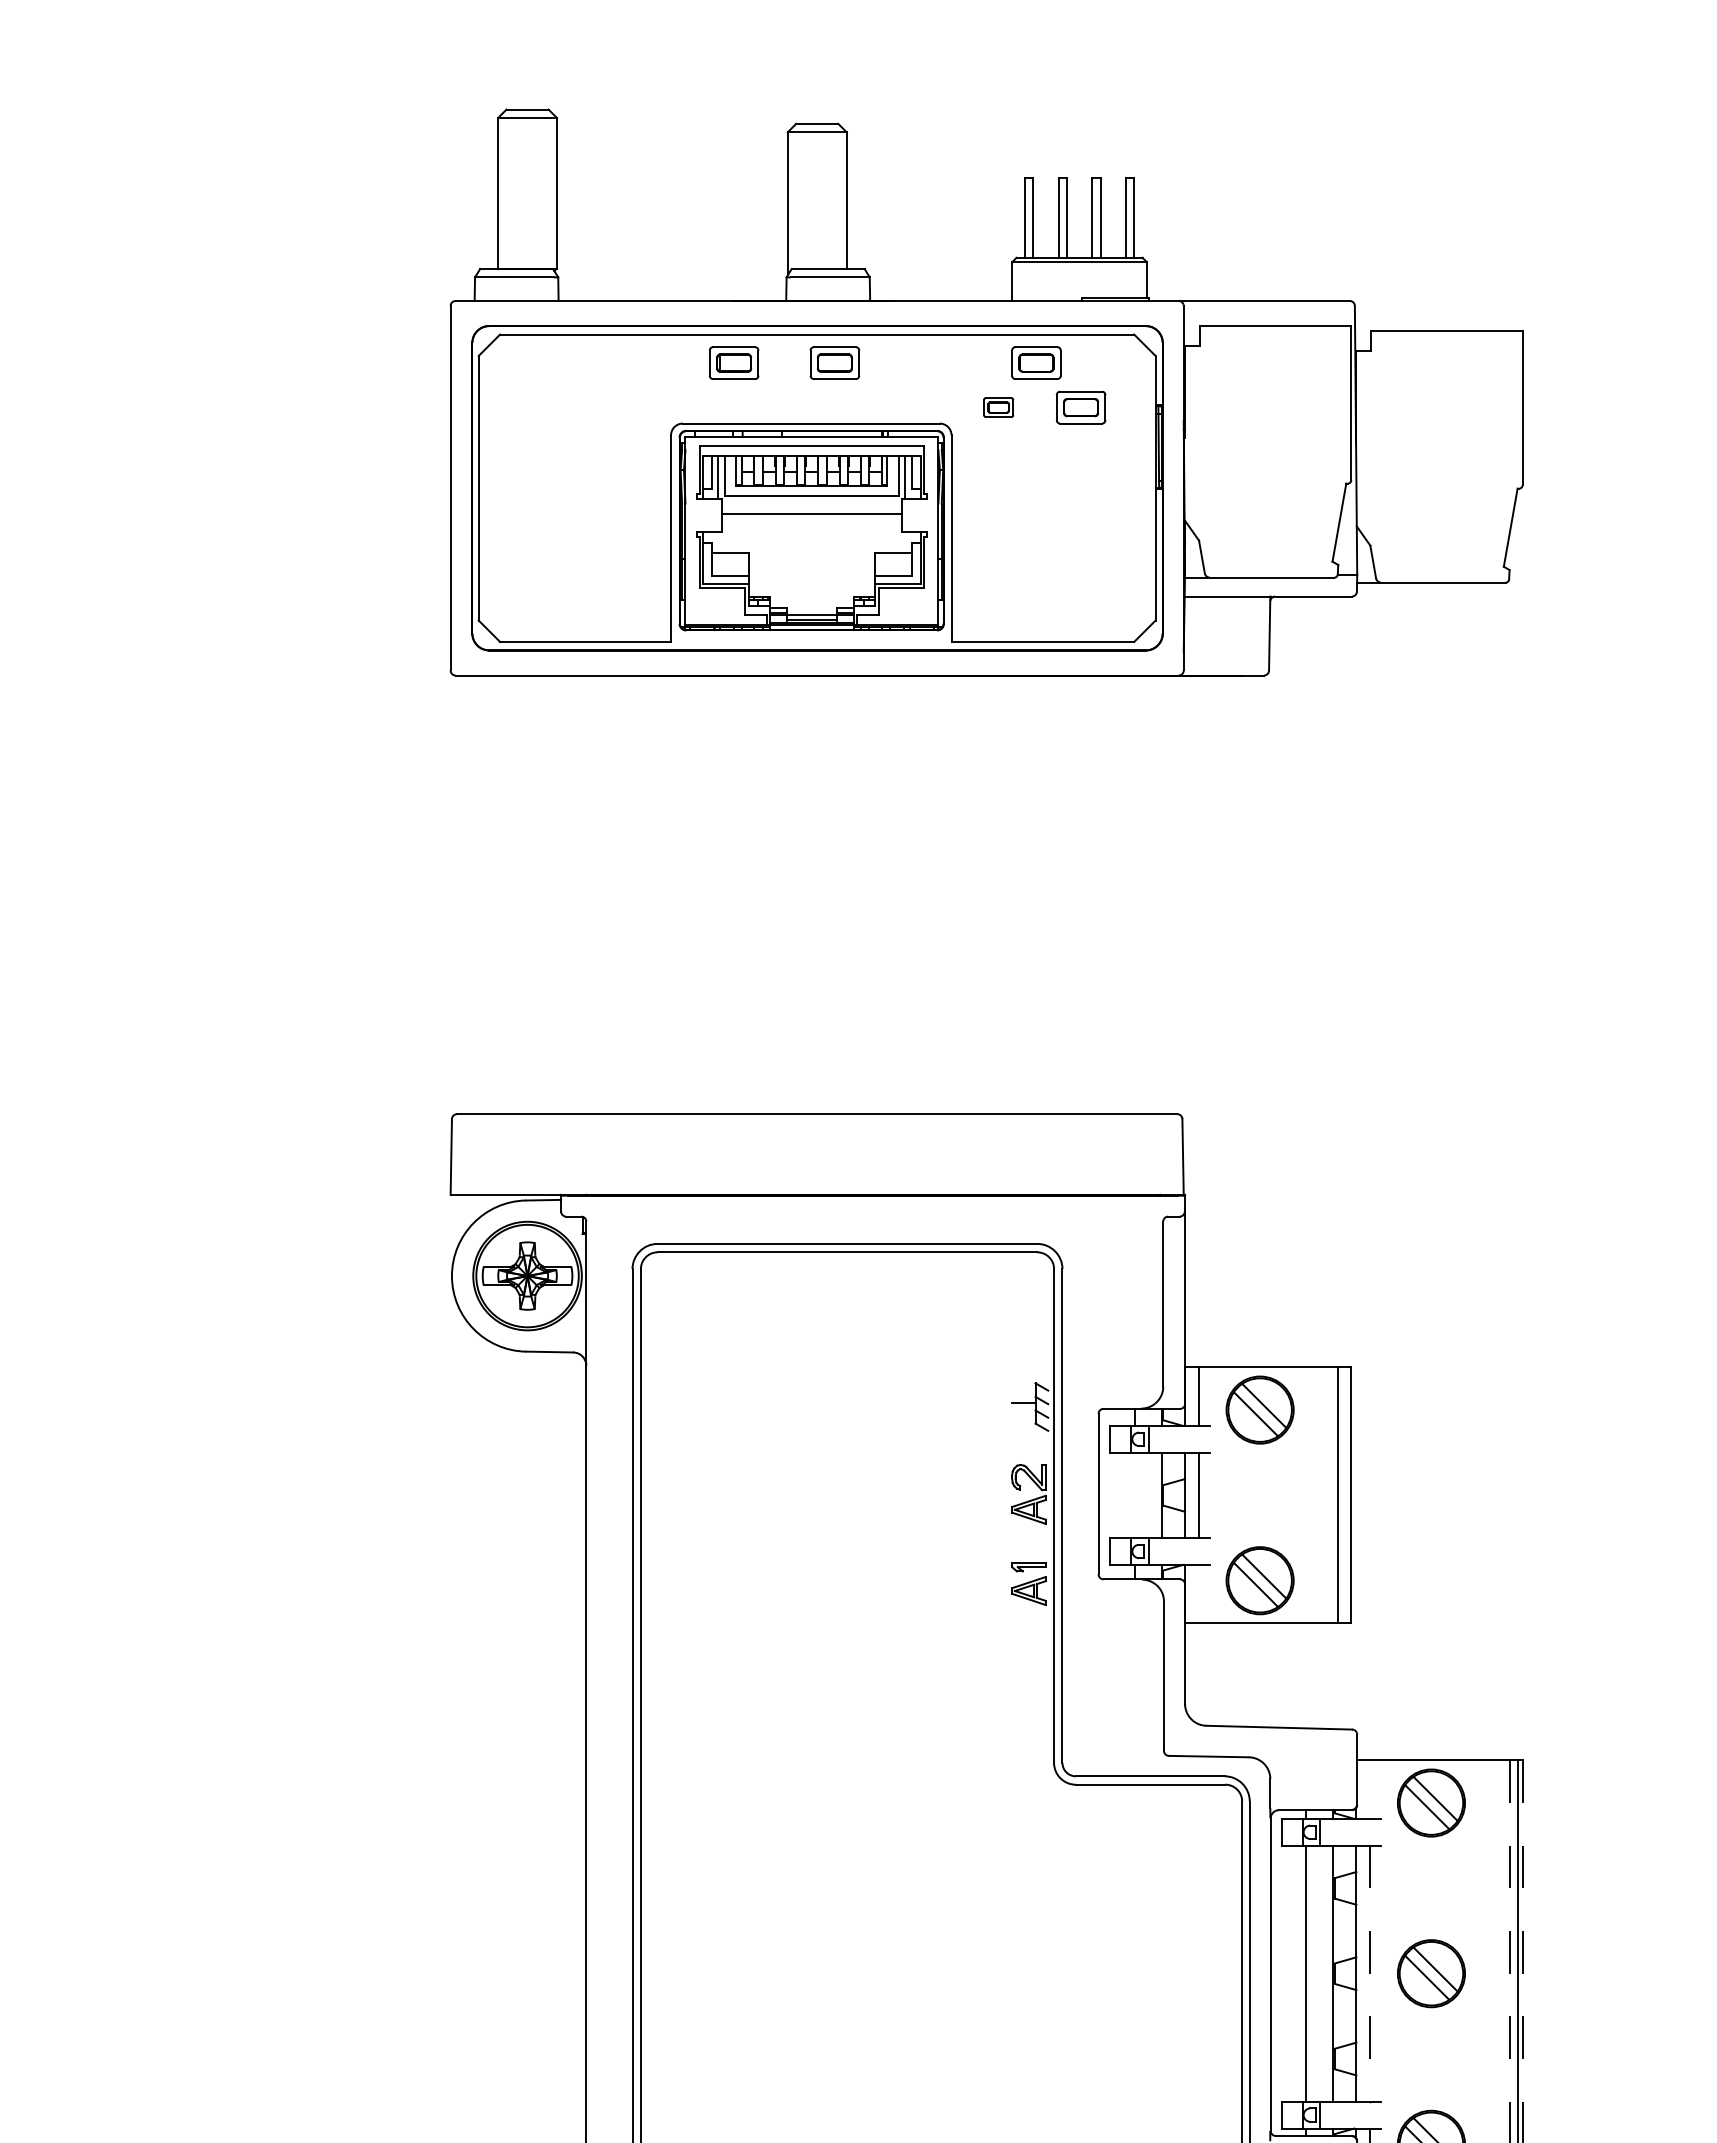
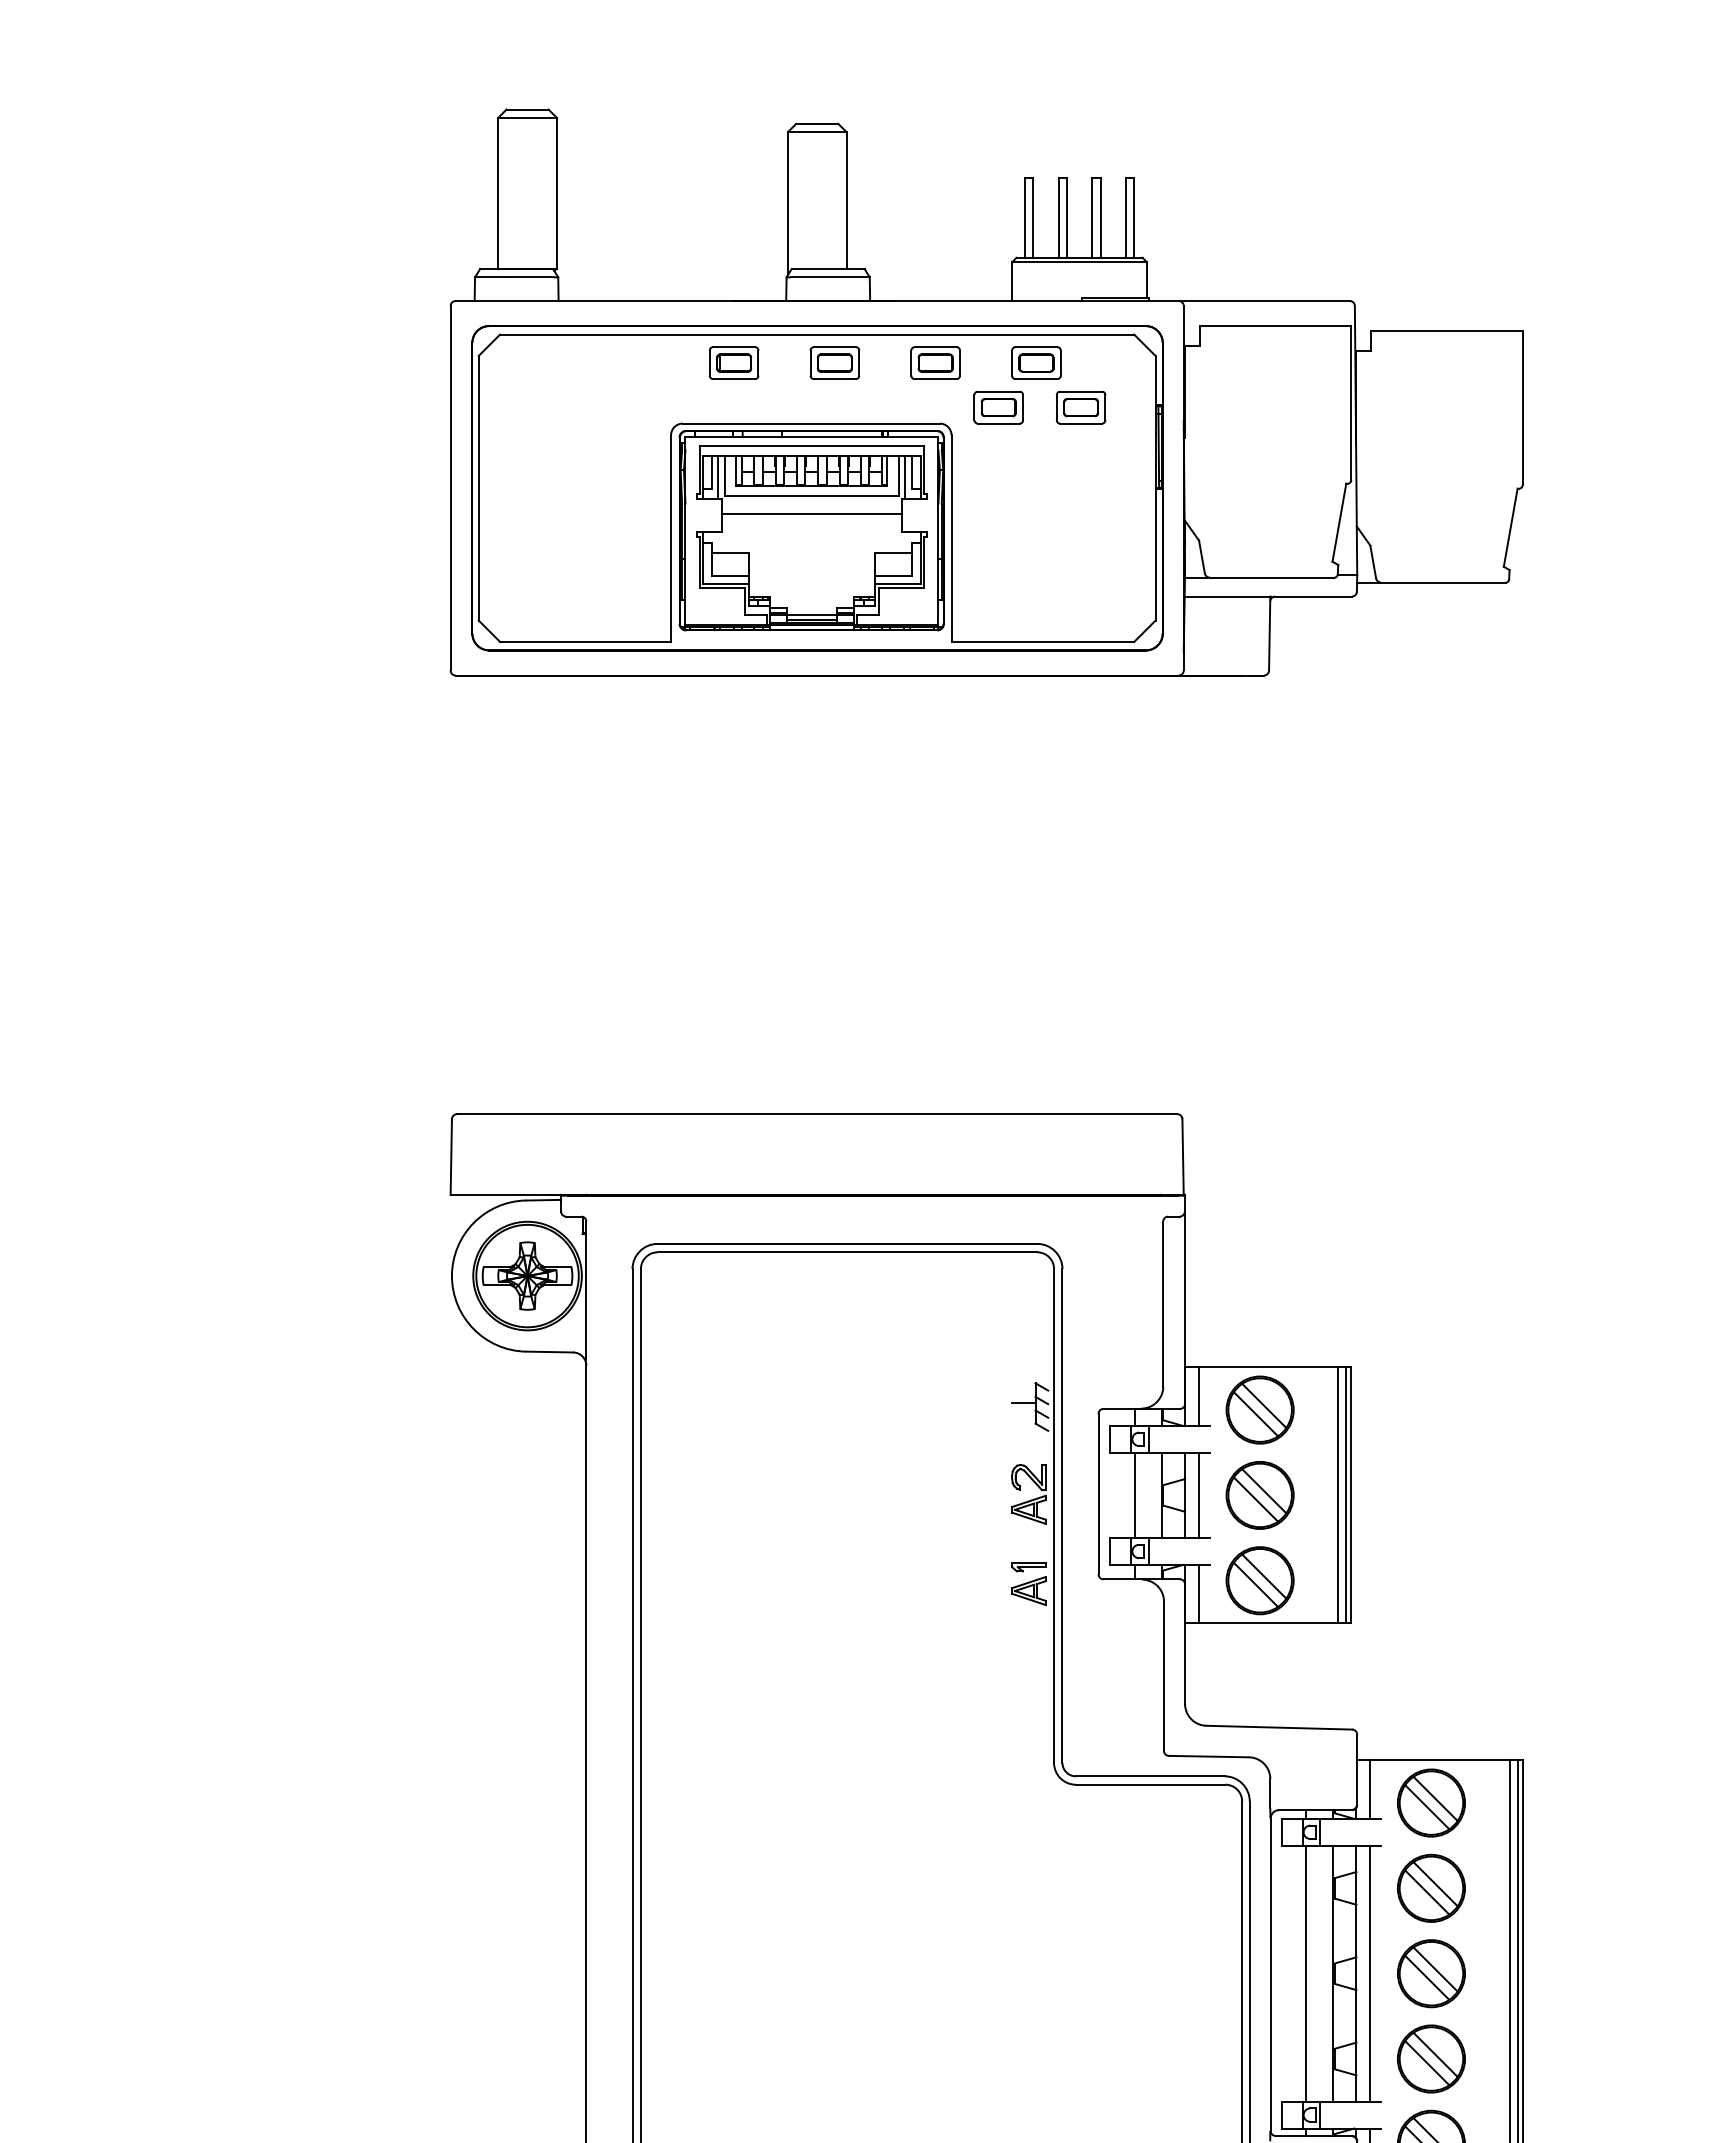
part: none -> present (935, 362)
part size: 32x21 px -> 51x35 px (998, 407)
line: none -> present (1134, 1495)
part: none -> present (1259, 1495)
line: none -> present (1346, 1495)
line: none -> present (1199, 1593)
line: none -> present (1370, 1789)
part: none -> present (1431, 1887)
line: dashed -> solid (1509, 1951)
line: dashed -> solid (1522, 1951)
line: dashed -> solid (1370, 1973)
part: none -> present (1431, 2058)
